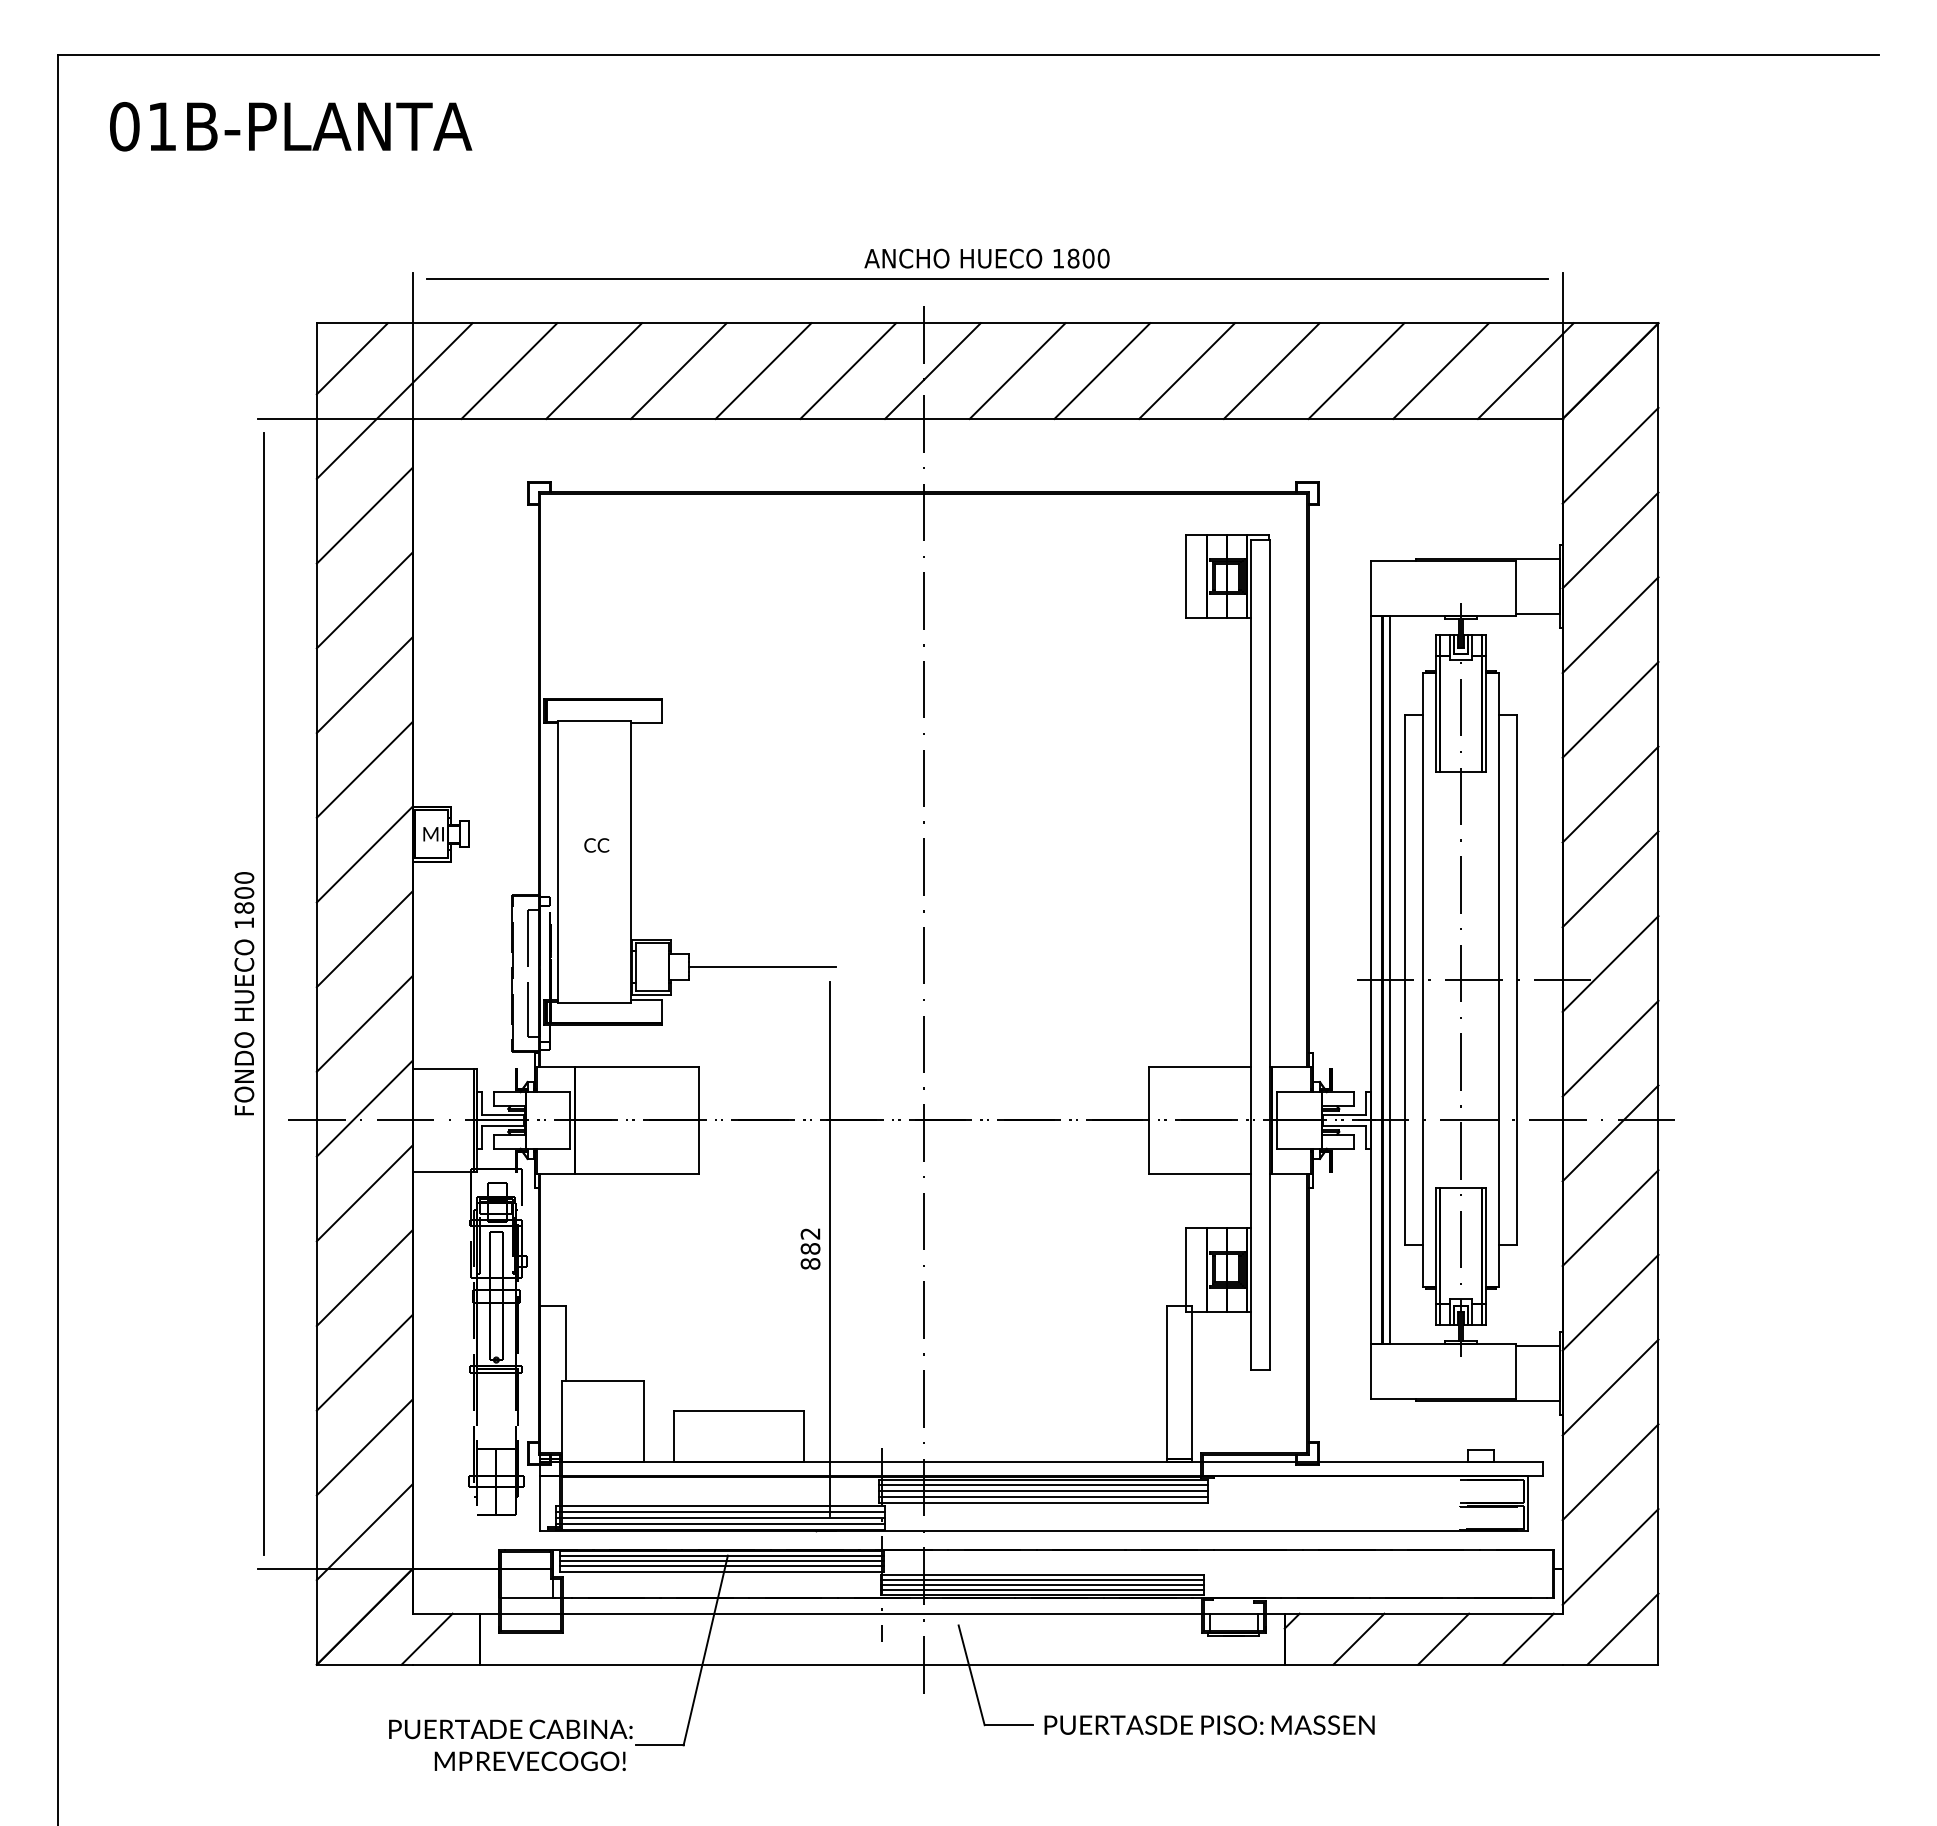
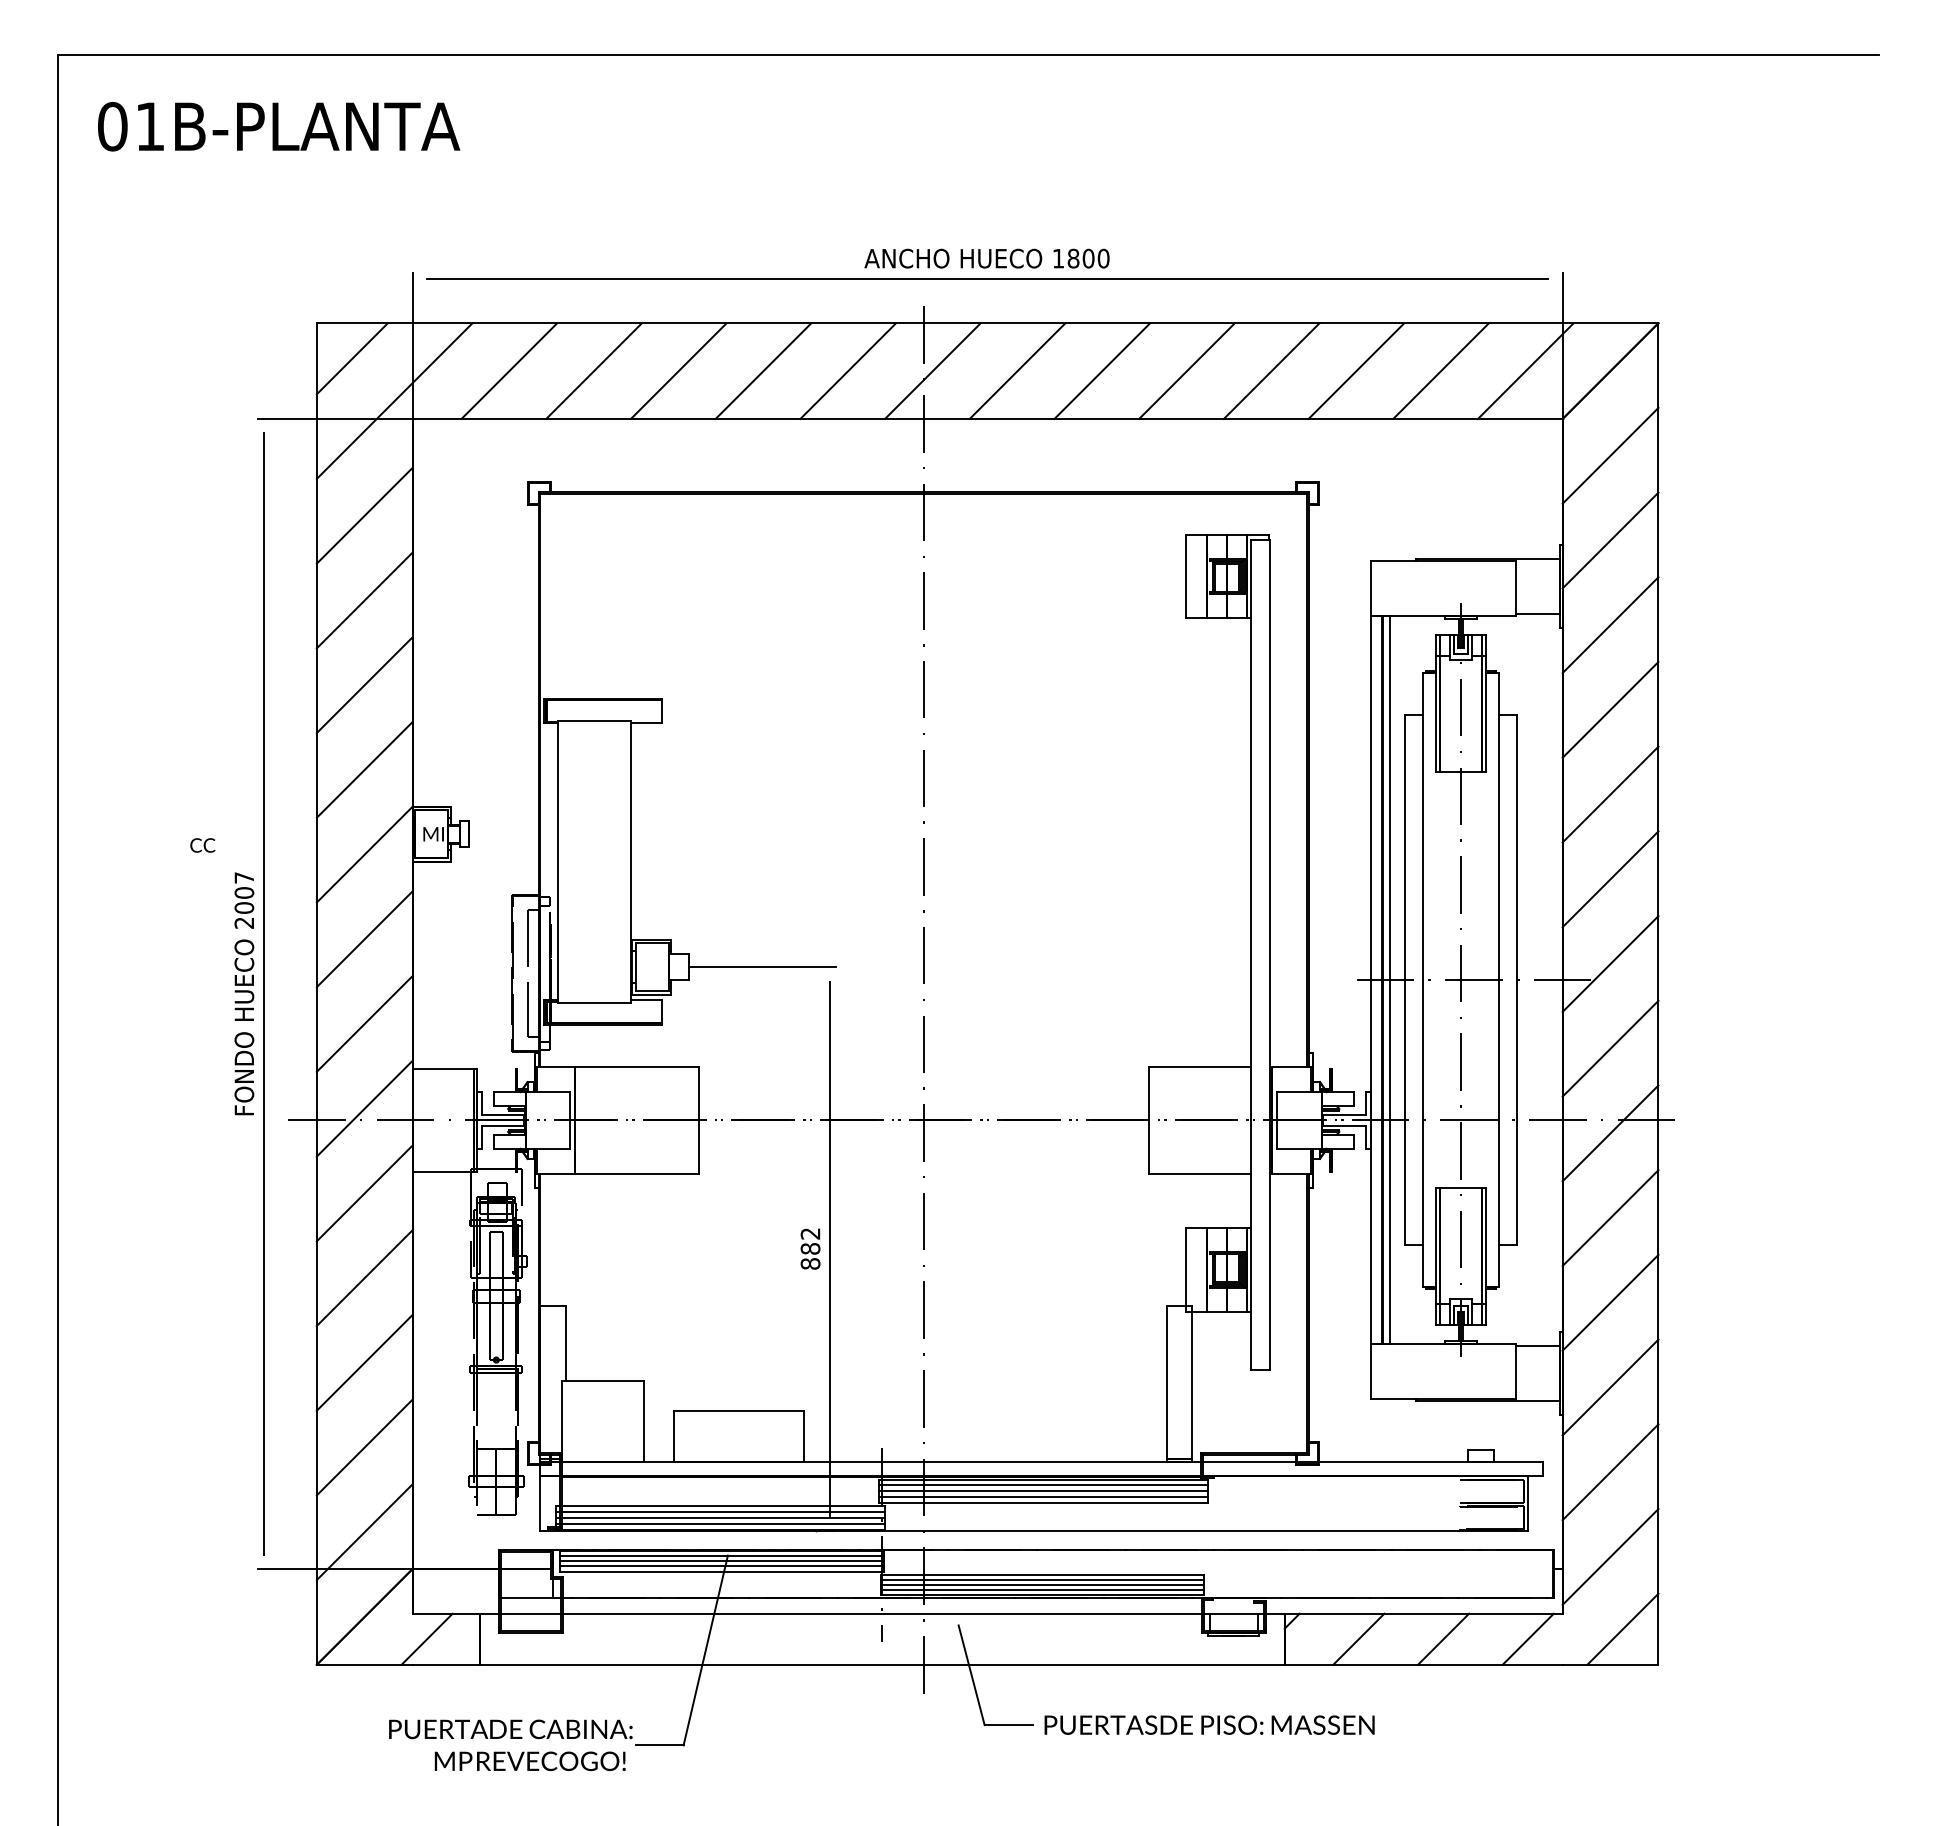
text position: (291, 126) -> (279, 126) (279, 126)
text position: (596, 845) -> (202, 845) (202, 845)
text: 1800 -> 2007 (244, 900)
